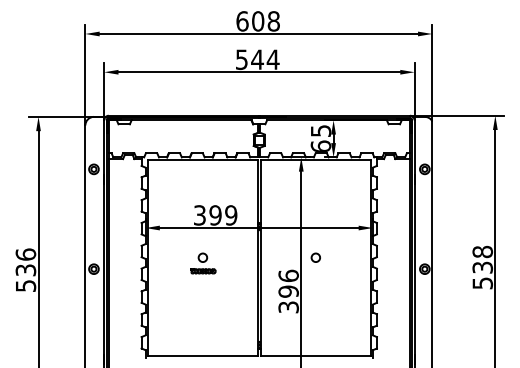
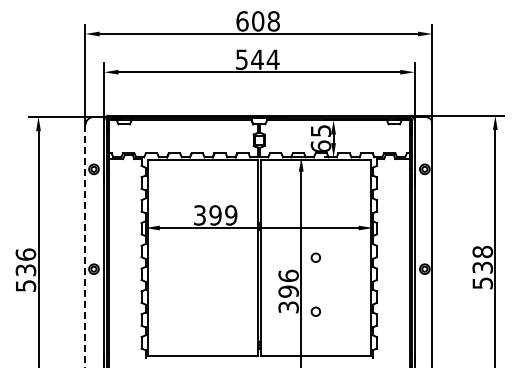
line: solid -> dashed (85, 246)
part: present -> none (203, 263)
circle: none -> present (315, 311)
